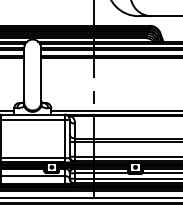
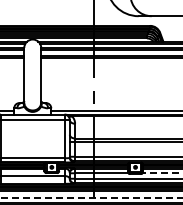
line: solid -> dashed (162, 173)
line: solid -> dashed (91, 197)
